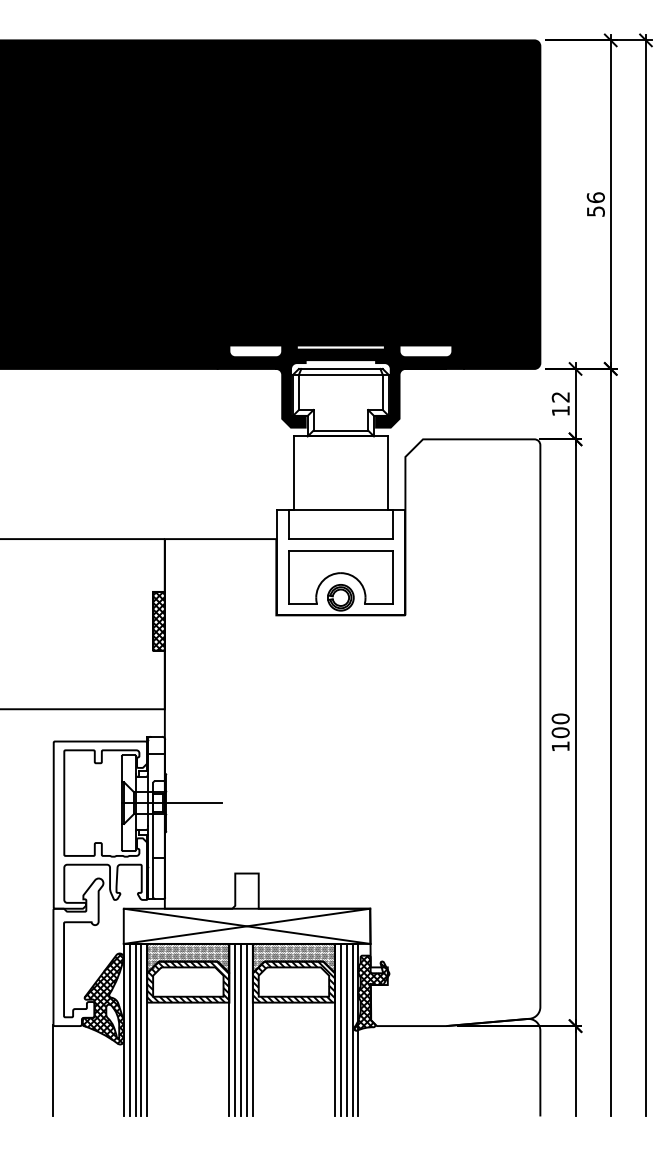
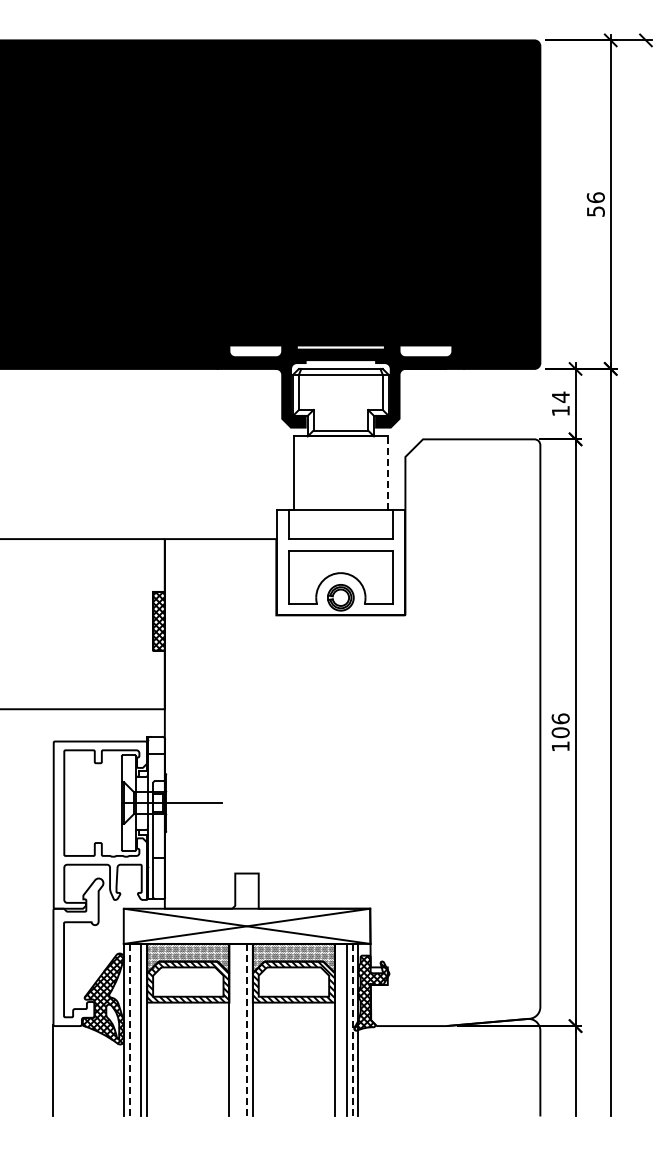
text: 12 -> 14 (560, 396)
line: solid -> dashed (388, 473)
line: present -> none (645, 575)
text: 100 -> 106 (560, 718)
line: present -> none (135, 1029)
line: present -> none (235, 1029)
line: present -> none (241, 1029)
line: present -> none (340, 1029)
line: solid -> dashed (352, 1029)
line: solid -> dashed (129, 1030)
line: solid -> dashed (247, 1030)
